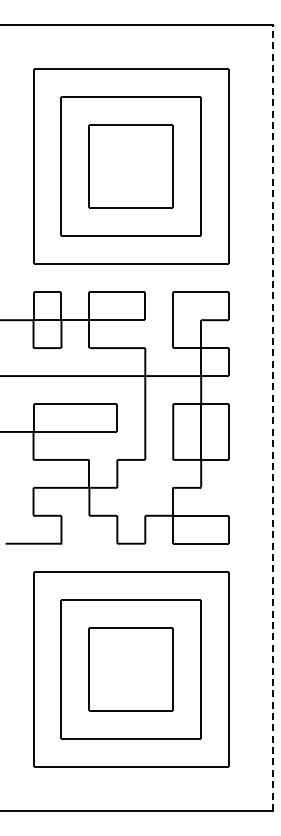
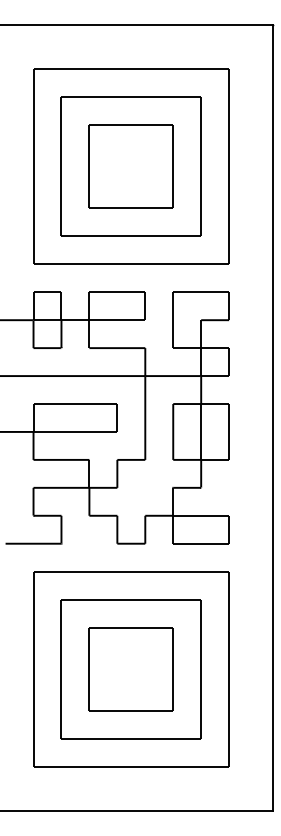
line: dashed -> solid (272, 417)
